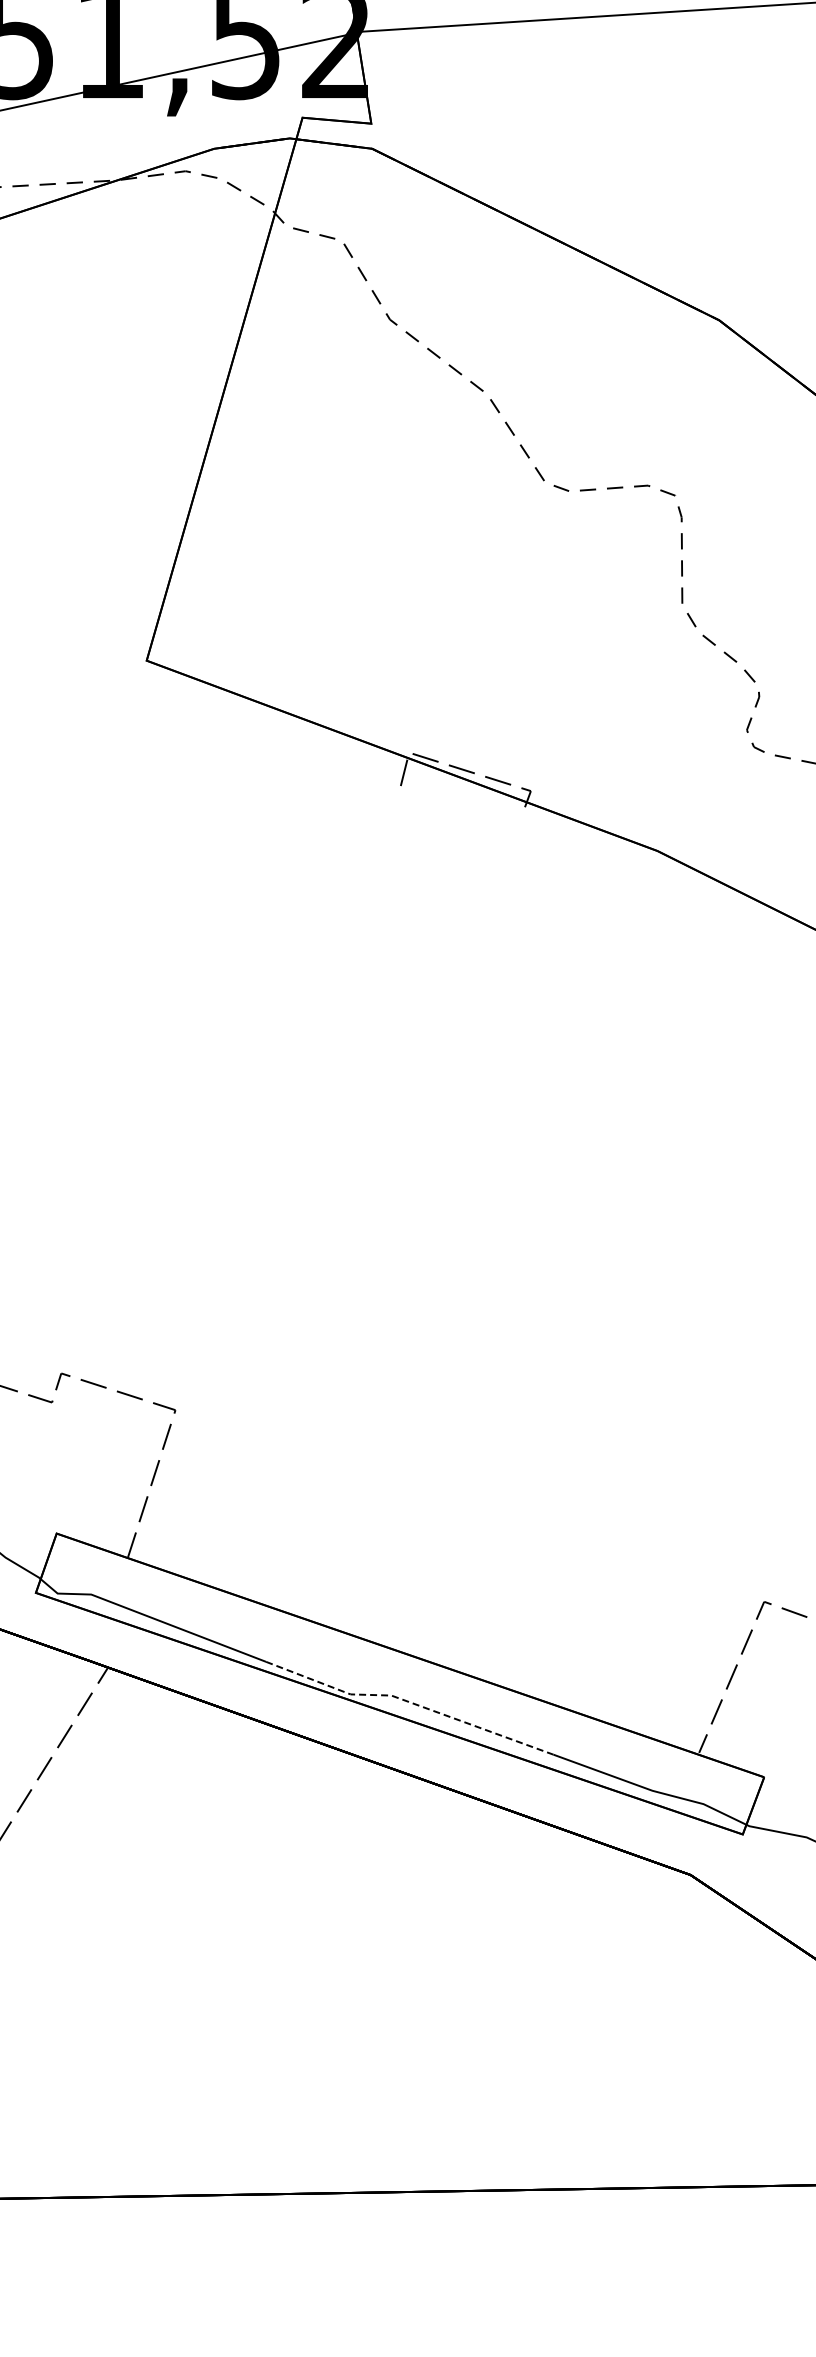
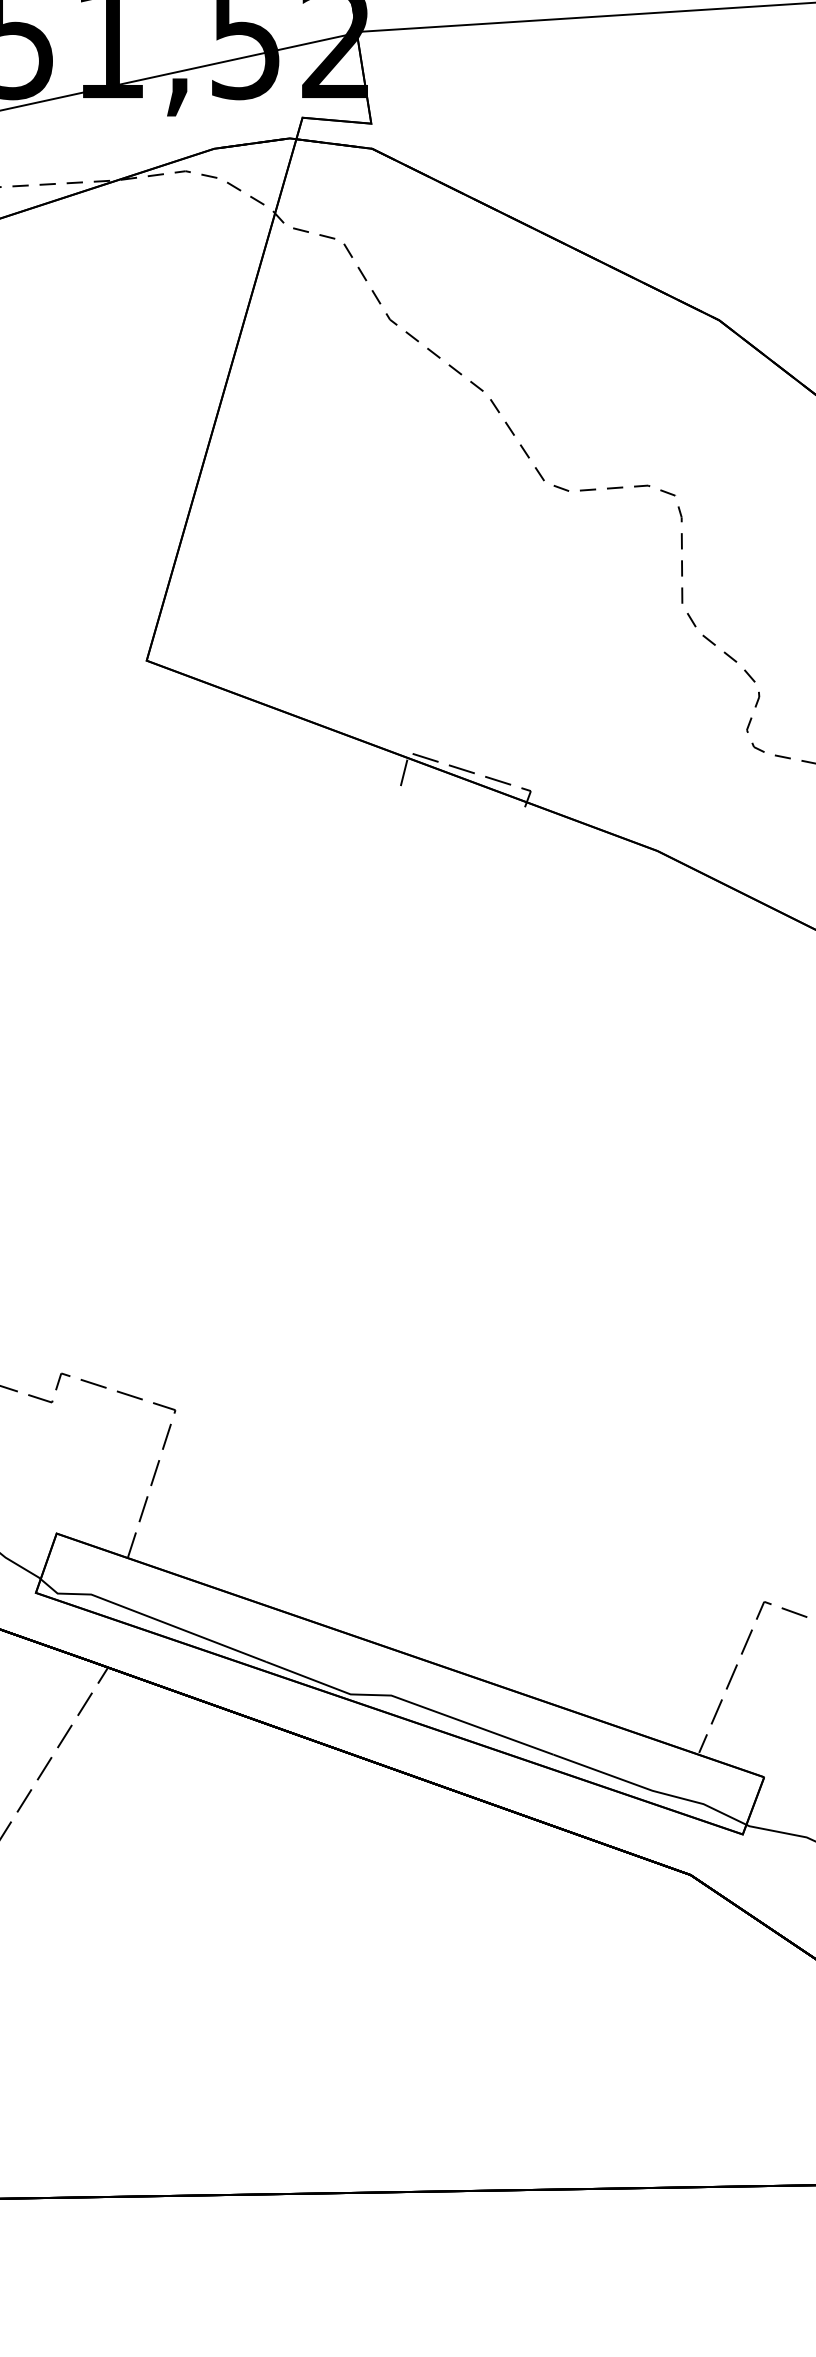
line: dashed -> solid (410, 1702)
